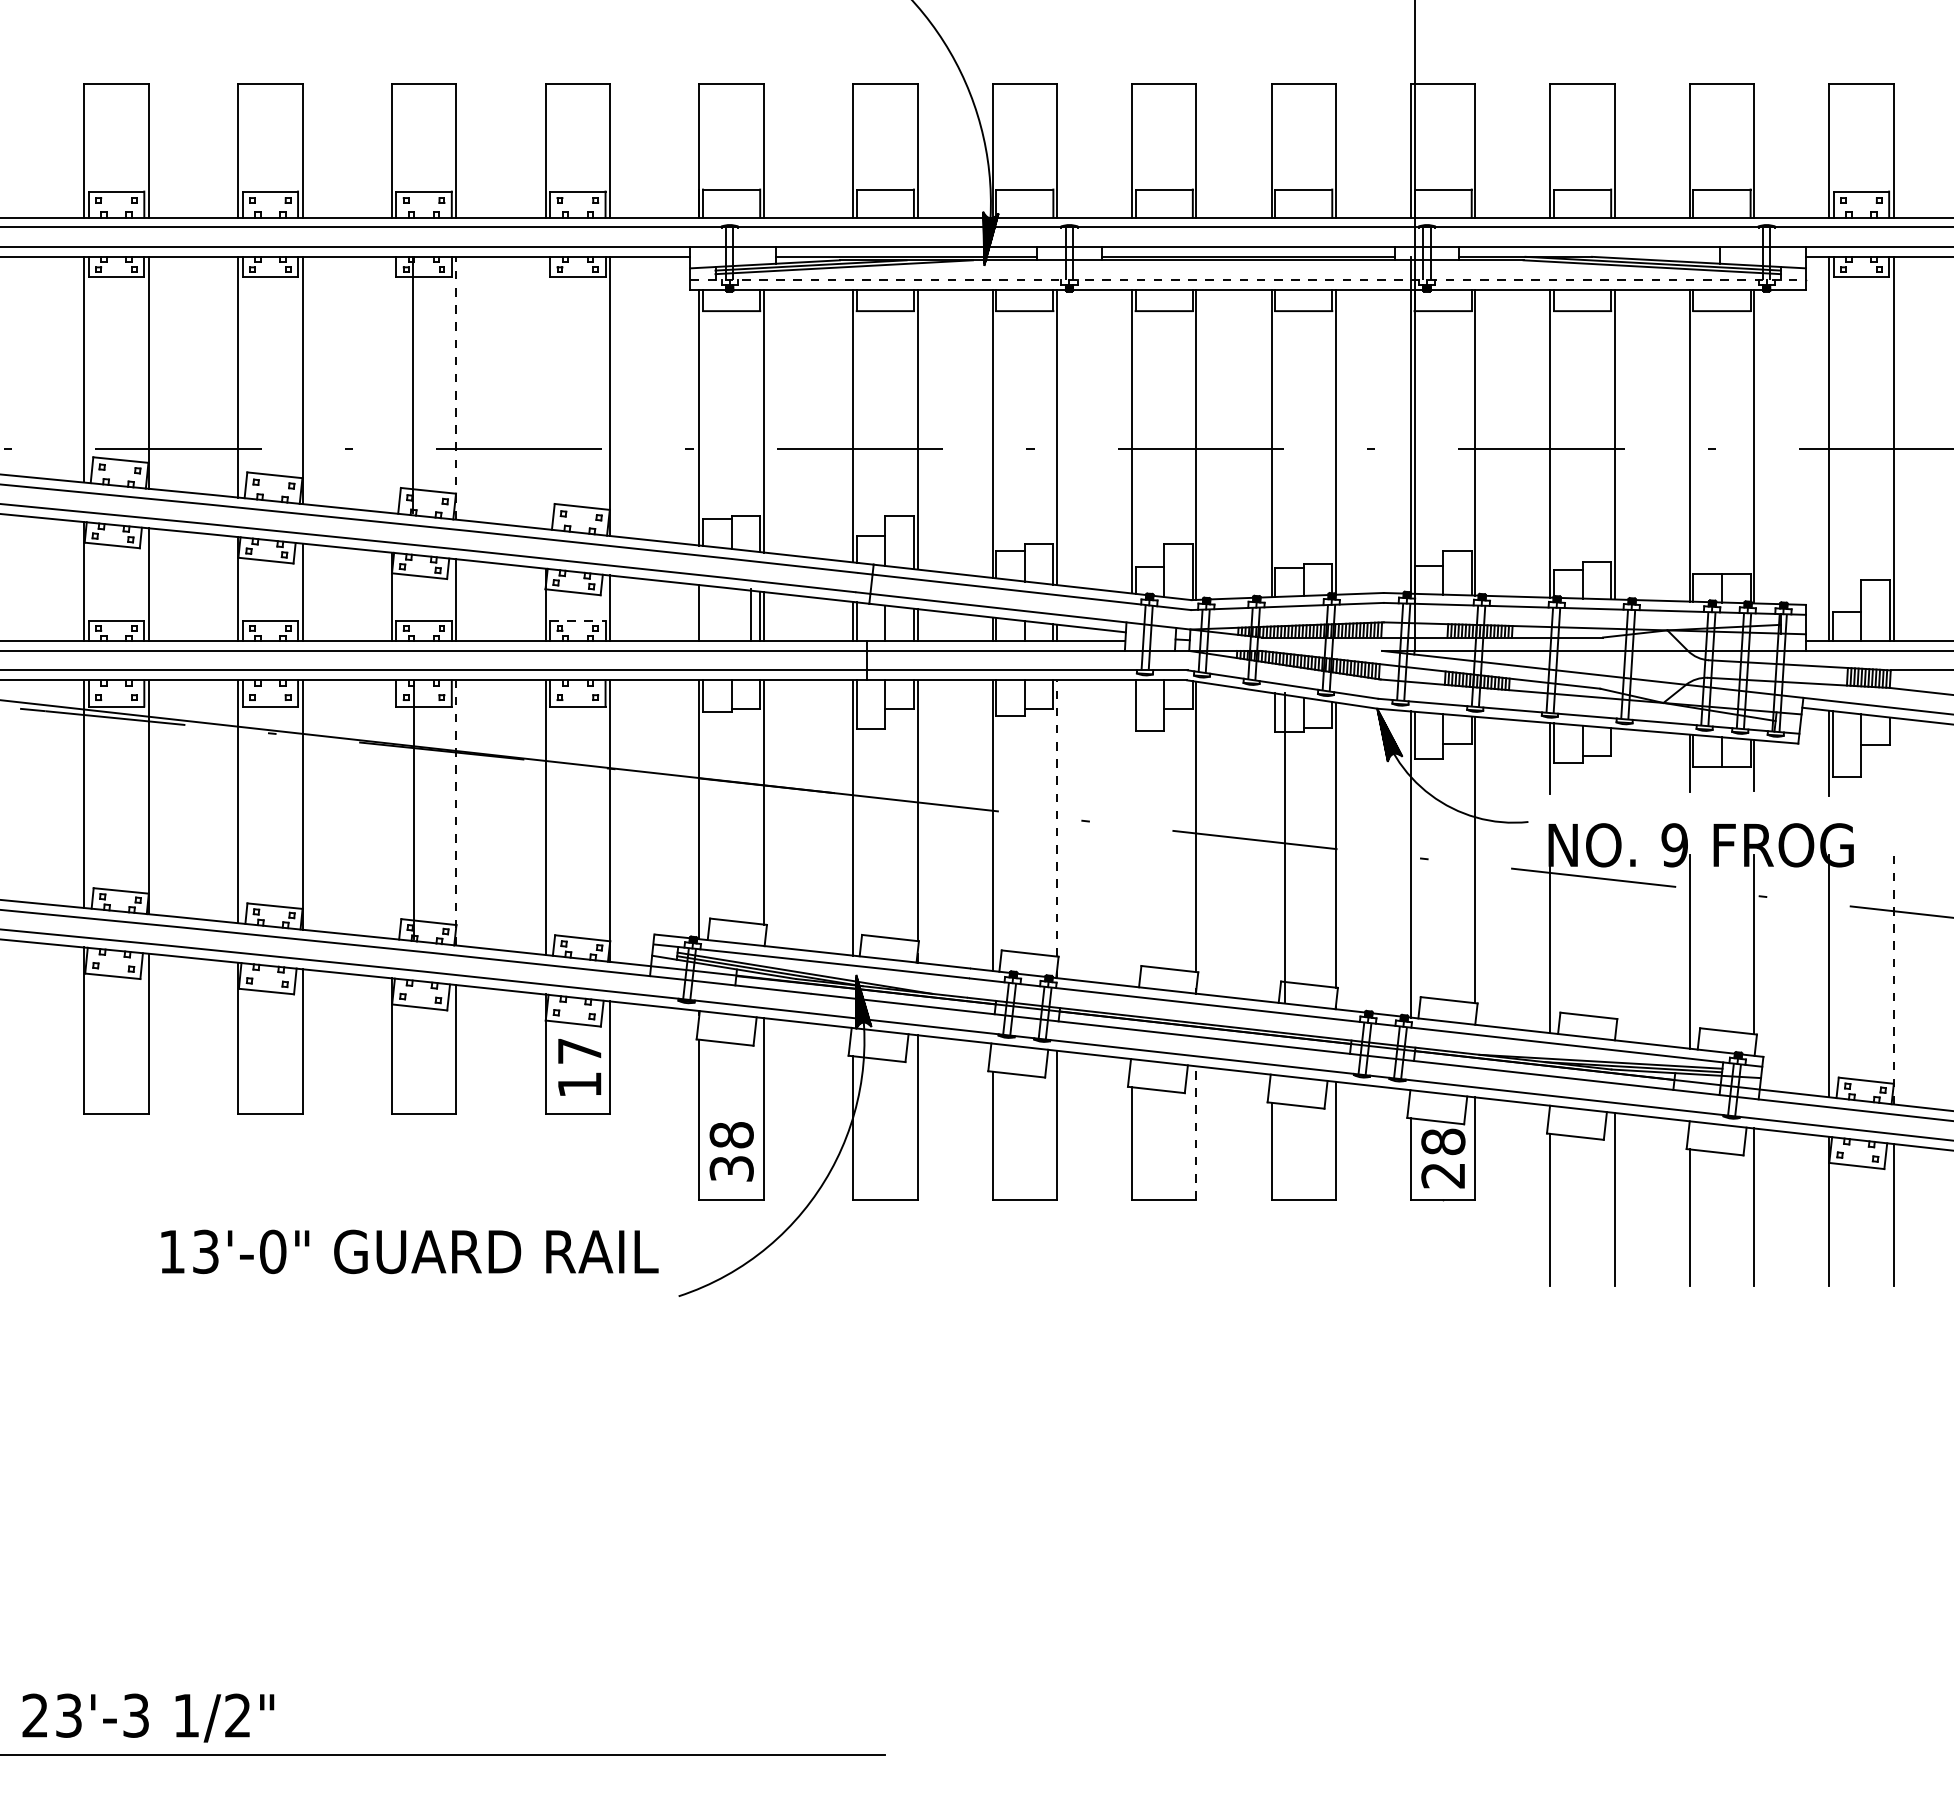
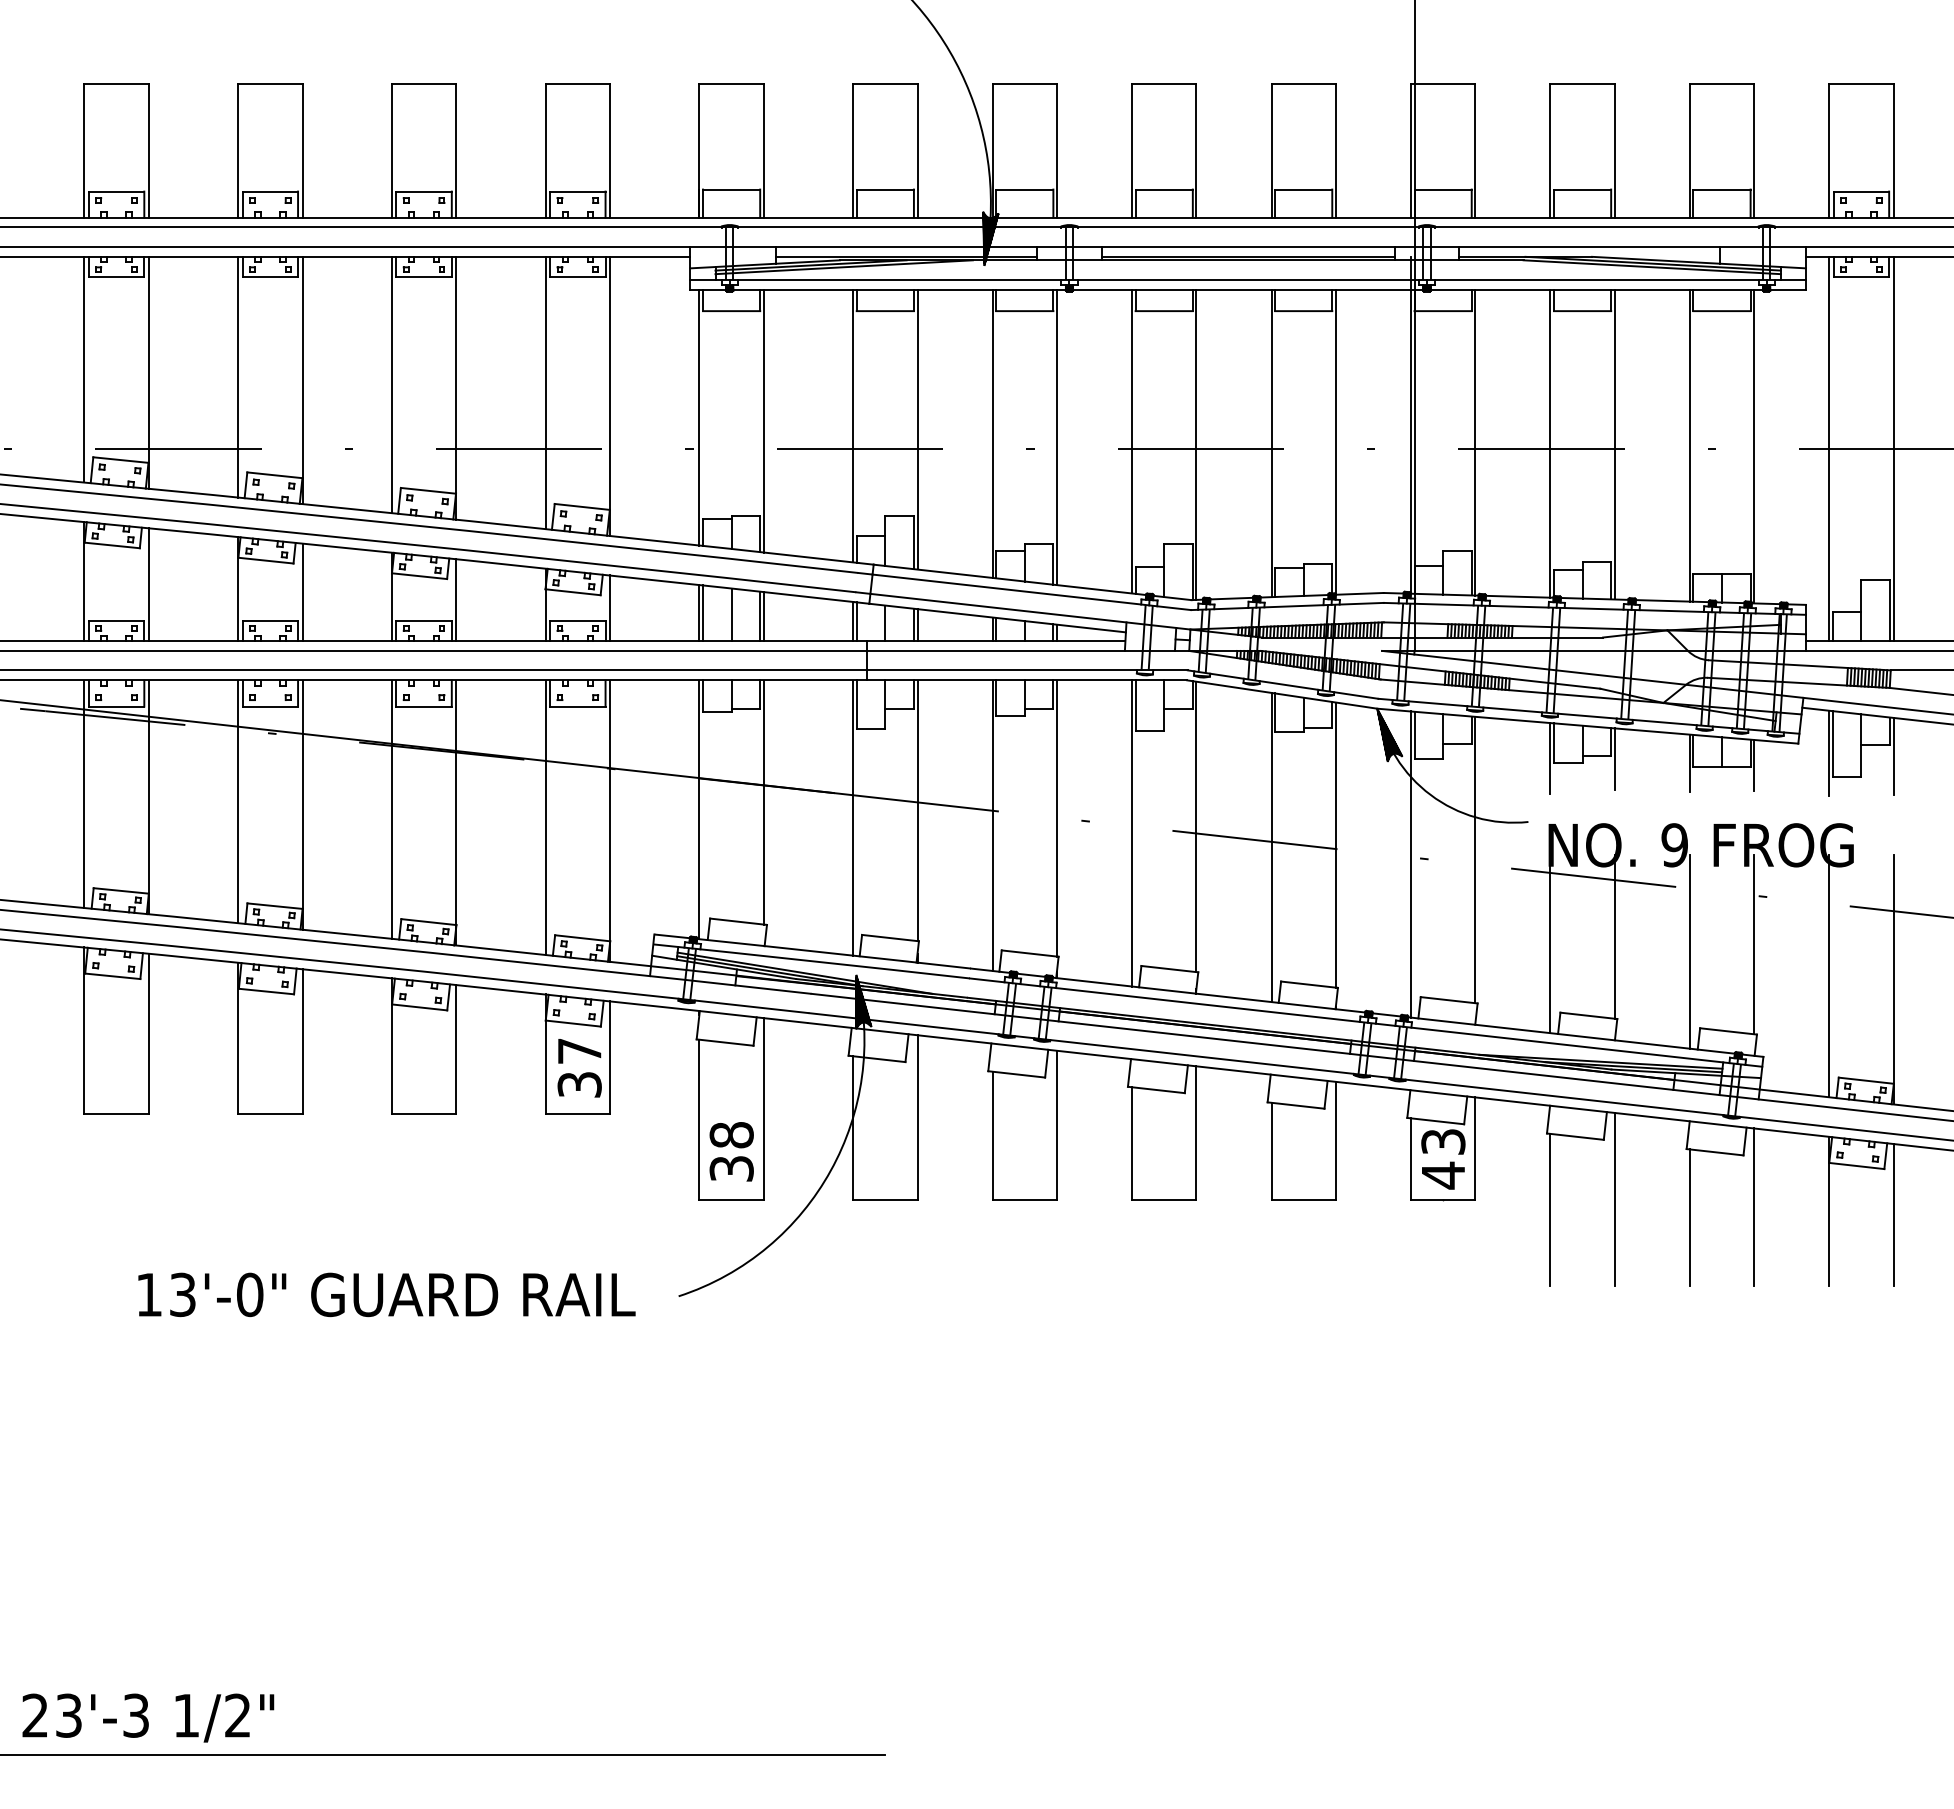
line: dashed -> solid (1248, 279)
line position: (412, 384) -> (391, 384) (391, 384)
line: dashed -> solid (456, 387)
line: none -> present (545, 392)
line: none -> present (702, 612)
line position: (750, 614) -> (731, 614) (731, 614)
line: dashed -> solid (577, 620)
line: none -> present (1893, 756)
line: none -> present (1614, 758)
line position: (413, 809) -> (391, 809) (391, 809)
line: dashed -> solid (456, 812)
line: dashed -> solid (1056, 818)
line: none -> present (1132, 833)
line position: (1284, 847) -> (1271, 847) (1271, 847)
line: none -> present (1614, 936)
line: dashed -> solid (1893, 979)
text: 17 -> 37 (579, 1084)
line: dashed -> solid (1196, 1133)
text: 28 -> 43 (1443, 1158)
text position: (409, 1251) -> (386, 1294) (386, 1294)
